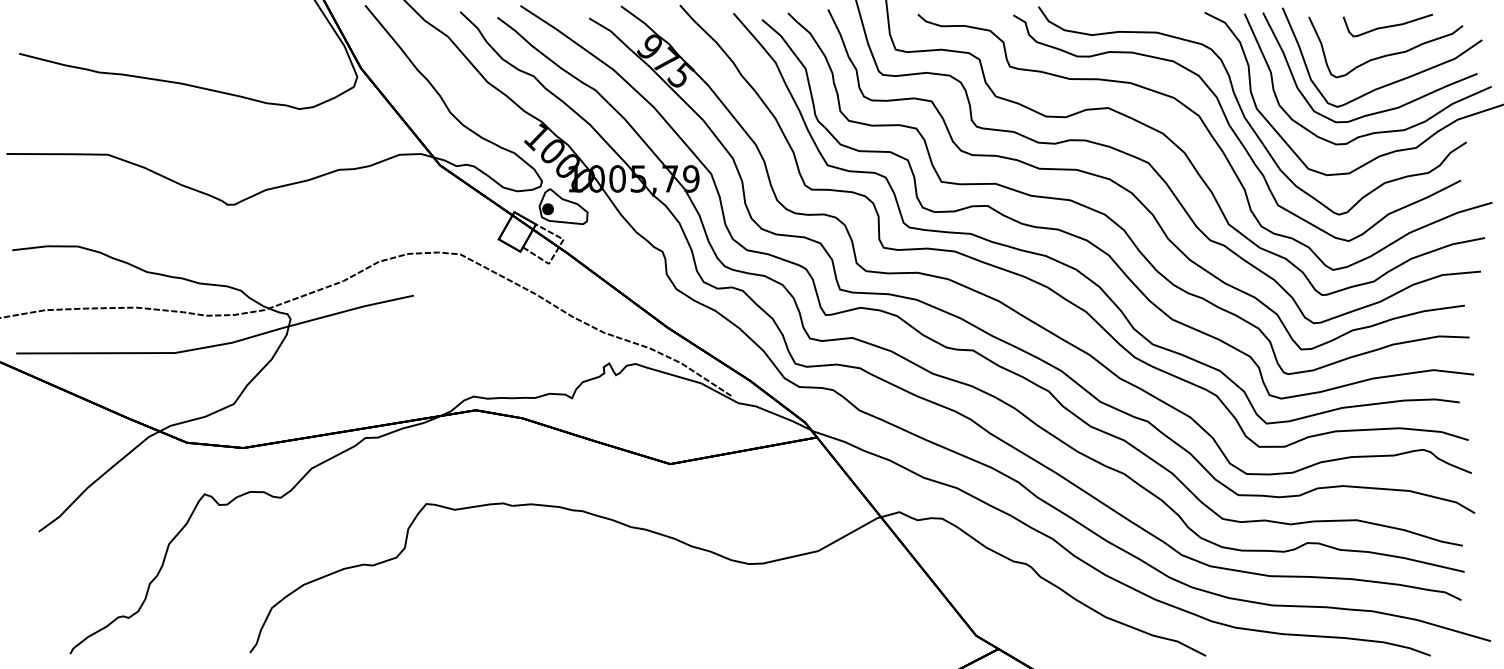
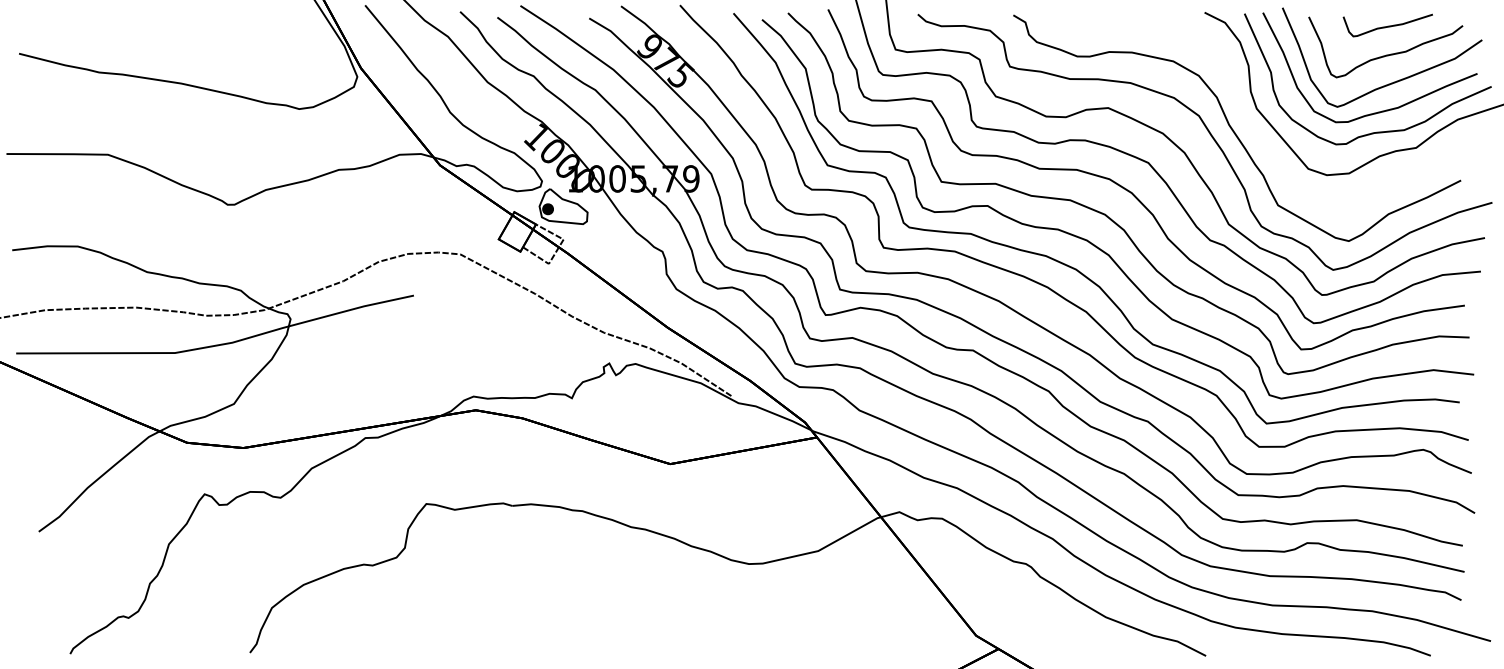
curve: present -> none (1244, 114)
